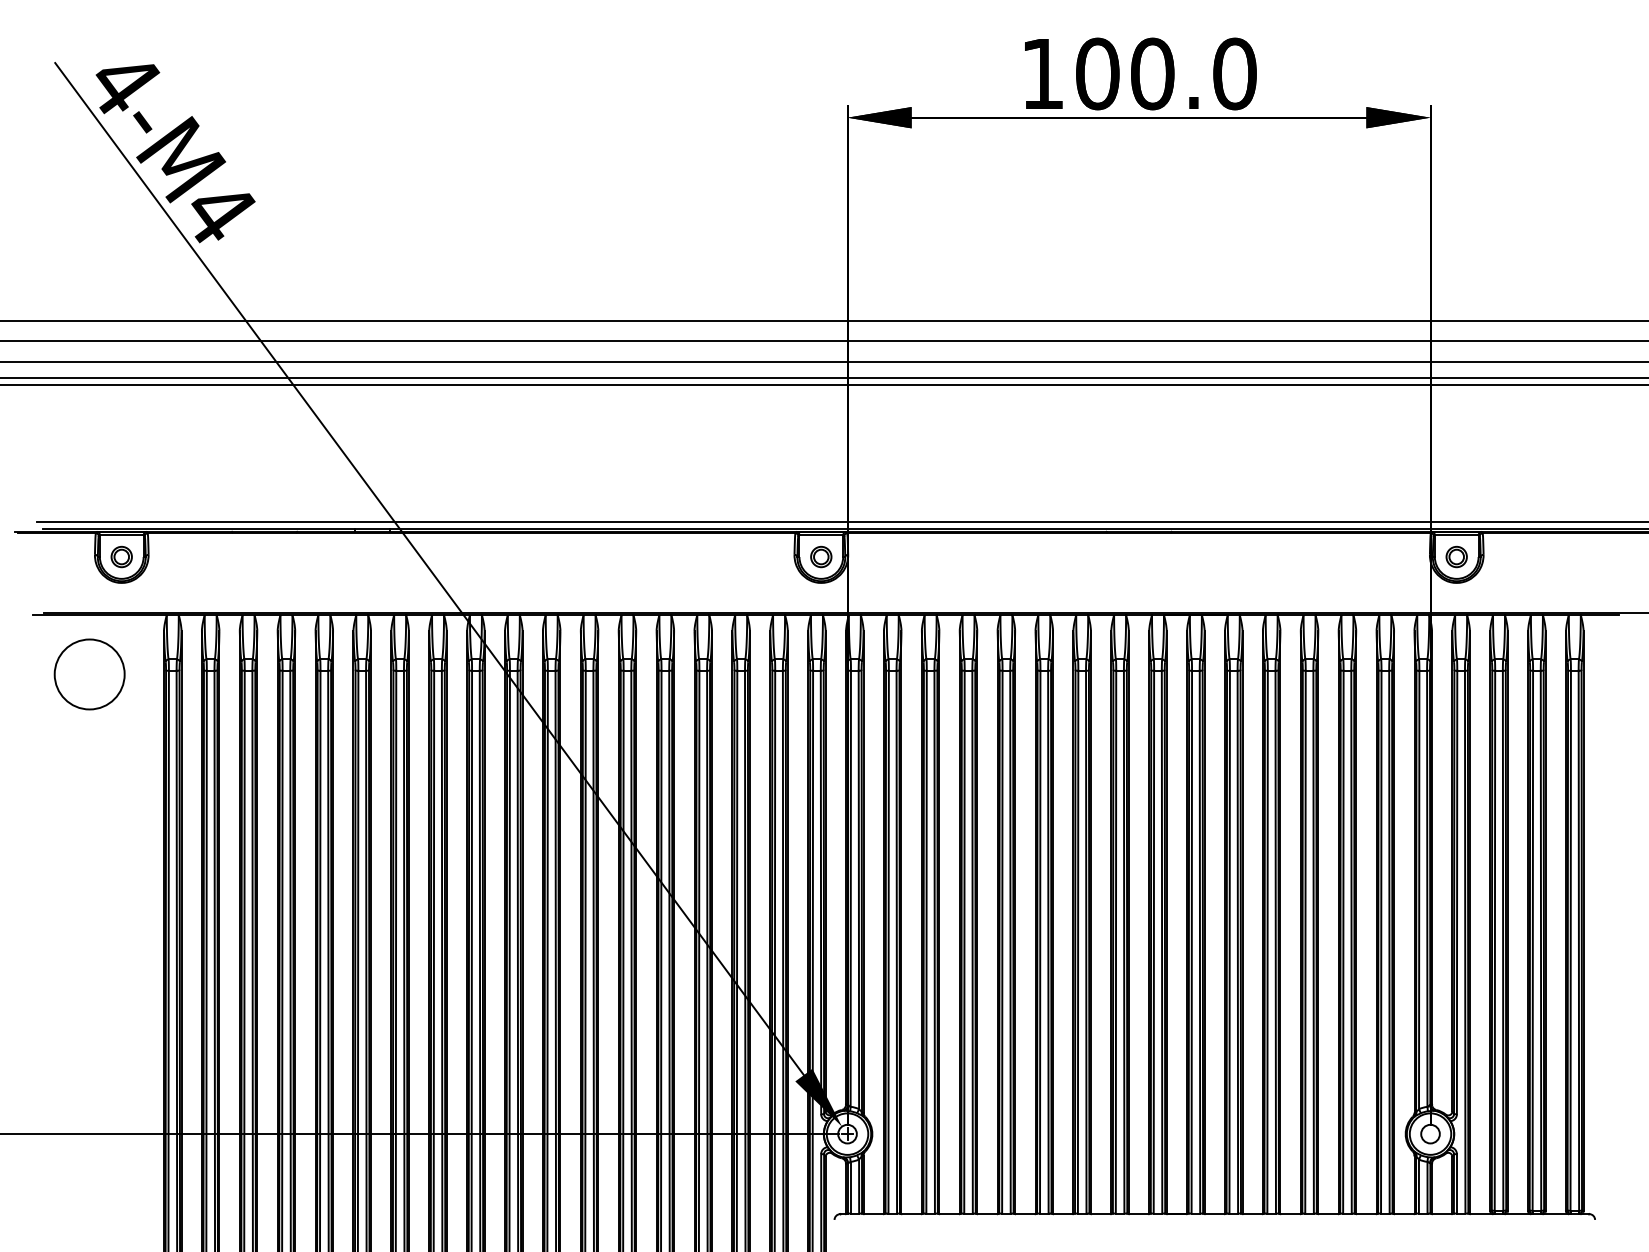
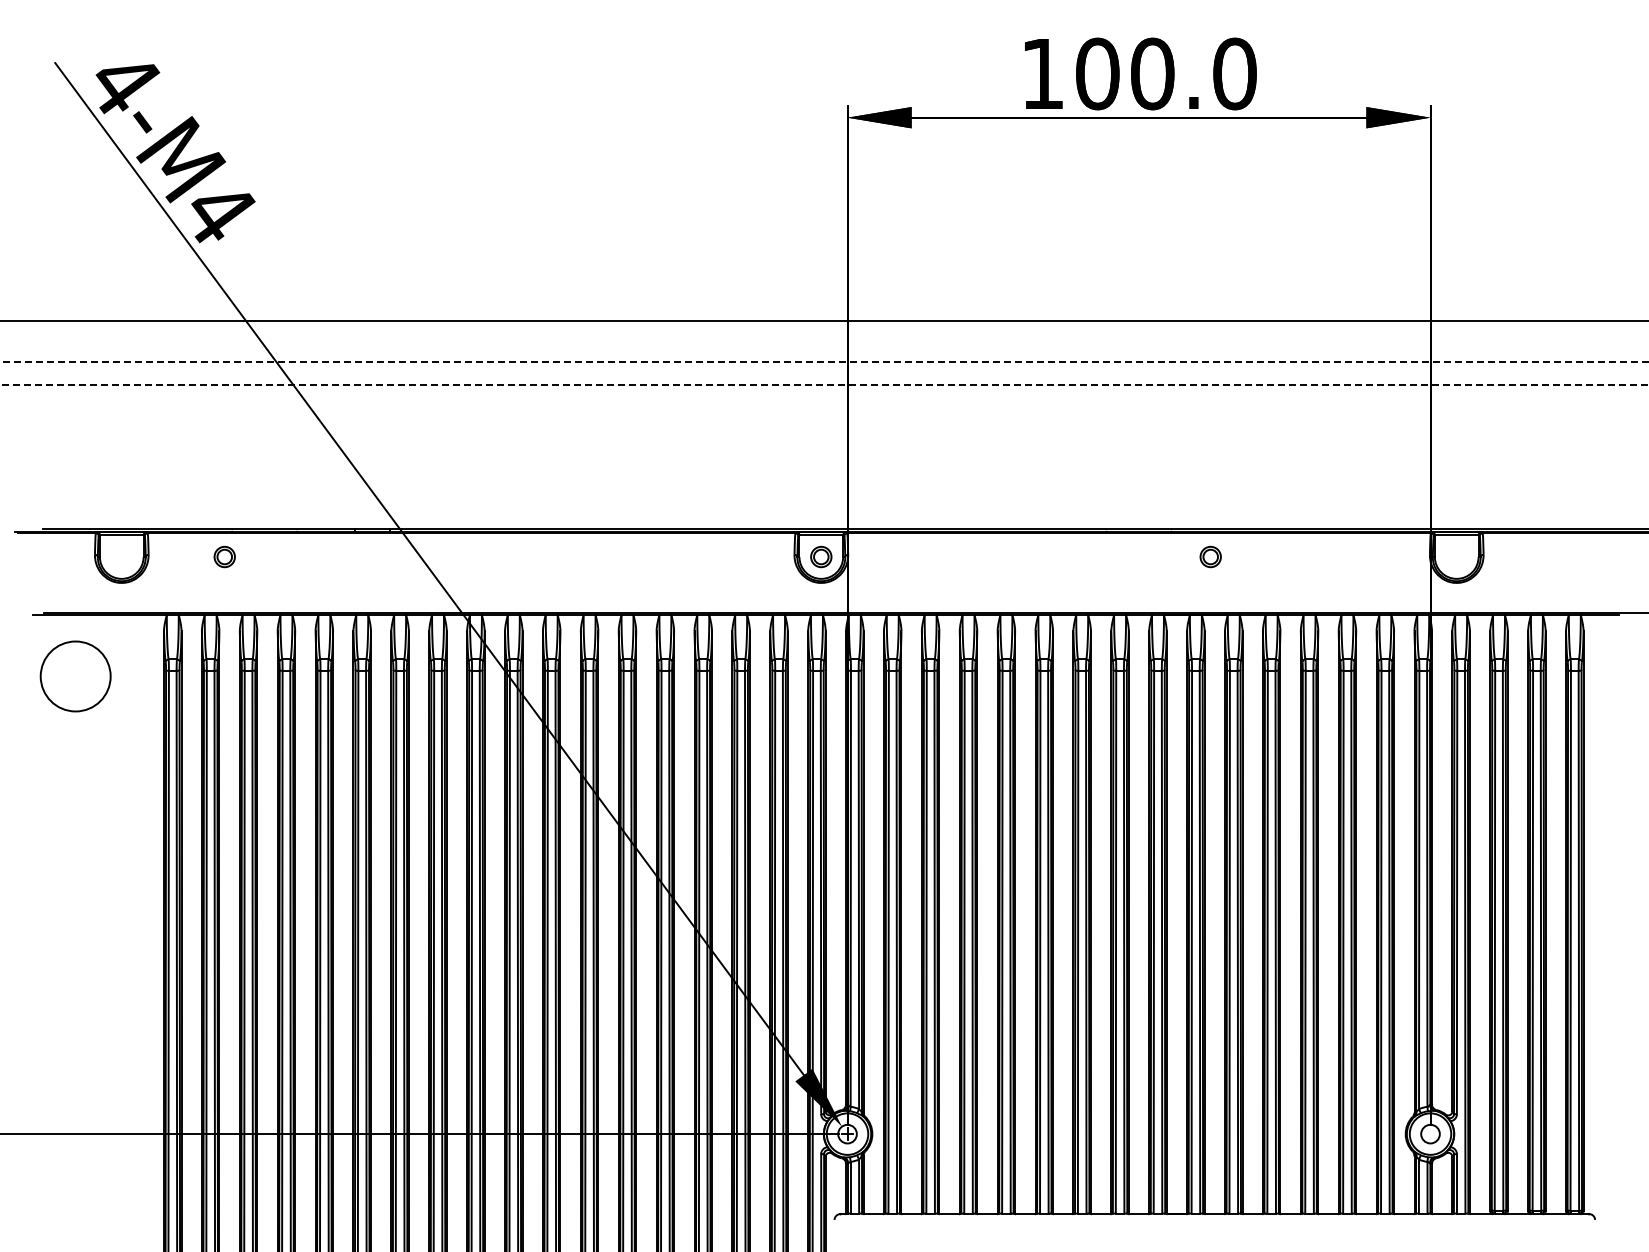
line: present -> none (823, 340)
line: solid -> dashed (824, 361)
line: present -> none (823, 378)
line: solid -> dashed (824, 385)
line: present -> none (841, 521)
part position: (121, 556) -> (224, 556) (224, 556)
part position: (1456, 556) -> (1210, 556) (1210, 556)
circle position: (89, 674) -> (75, 676) (75, 676)
